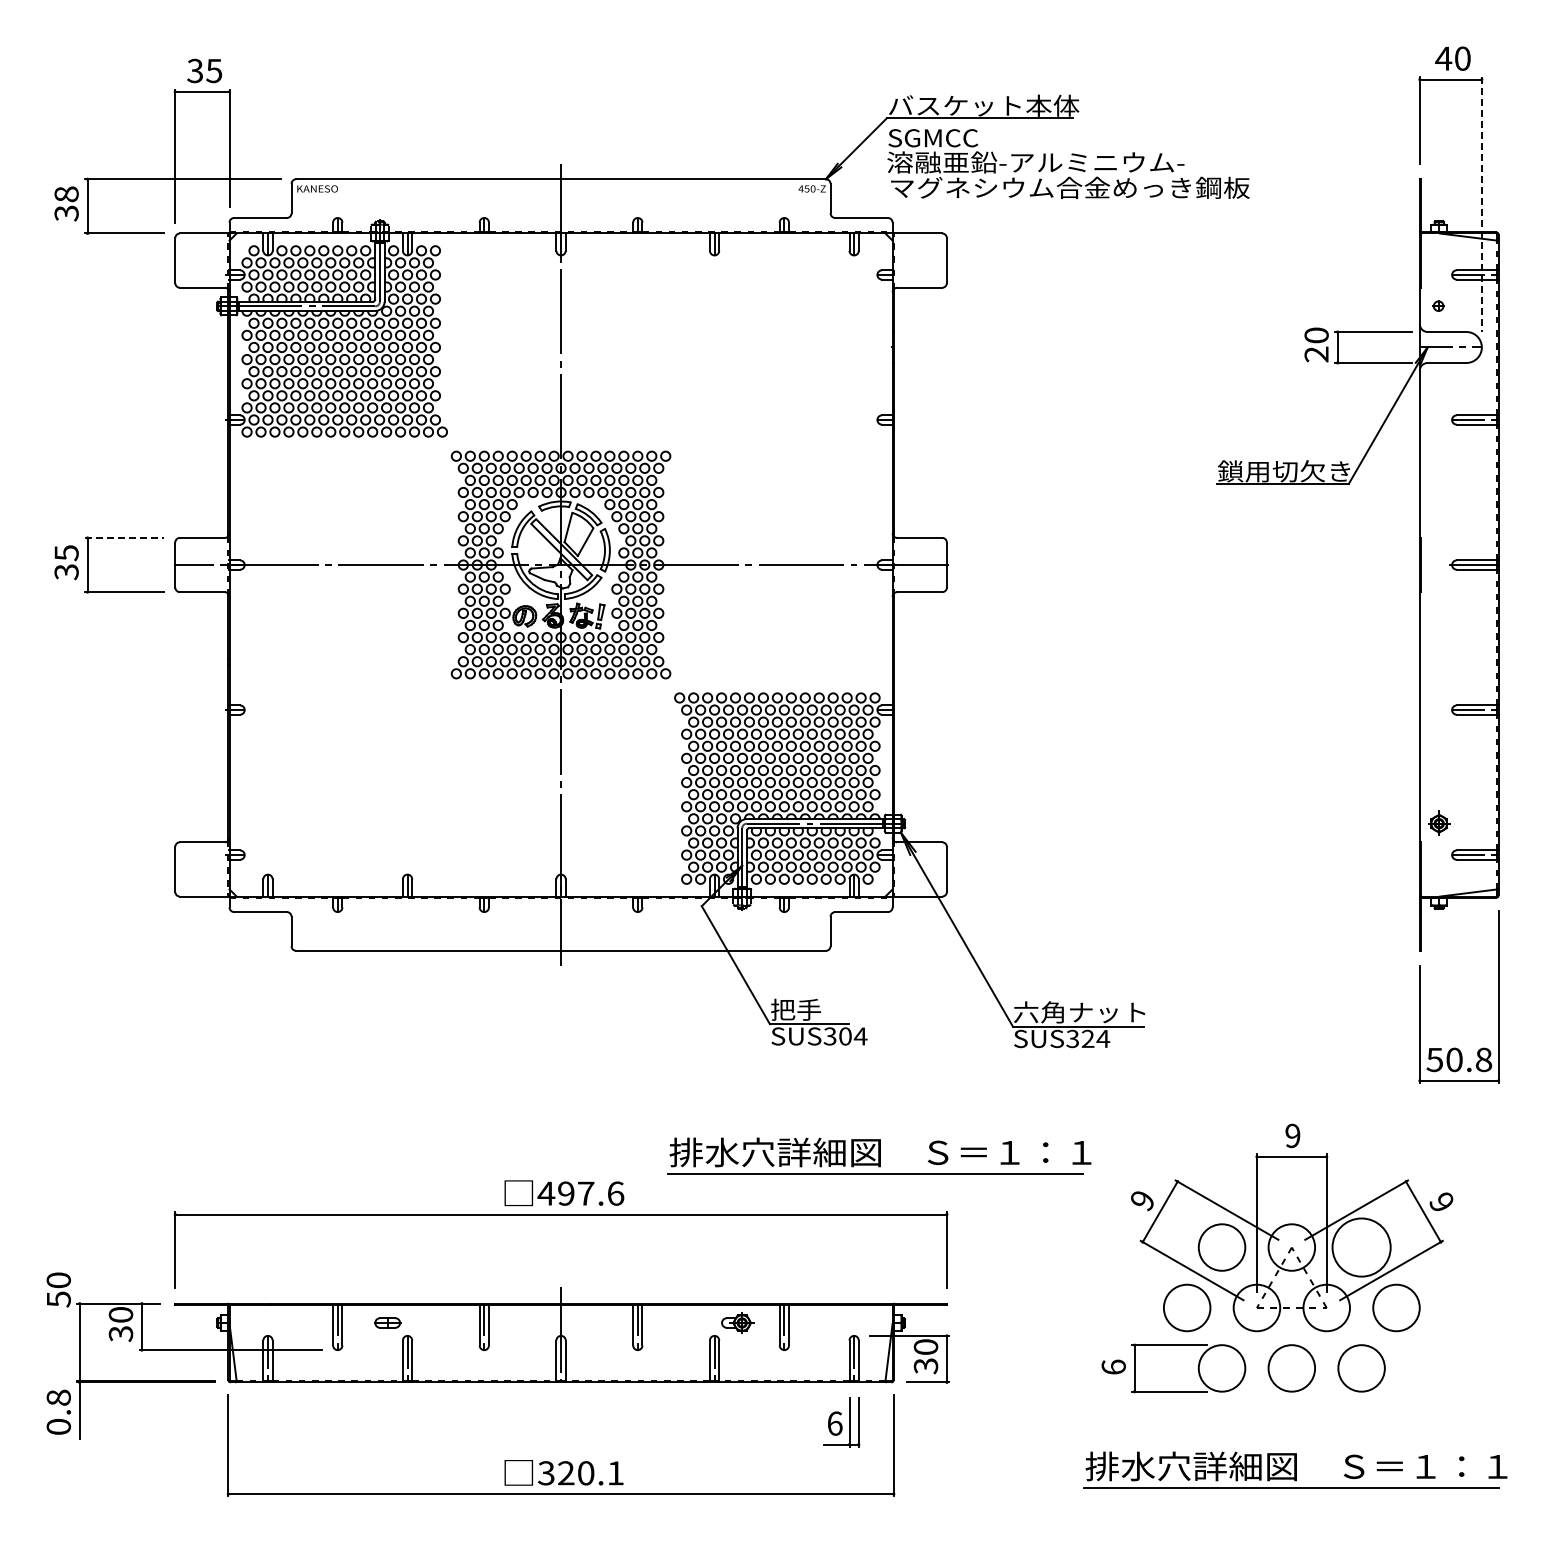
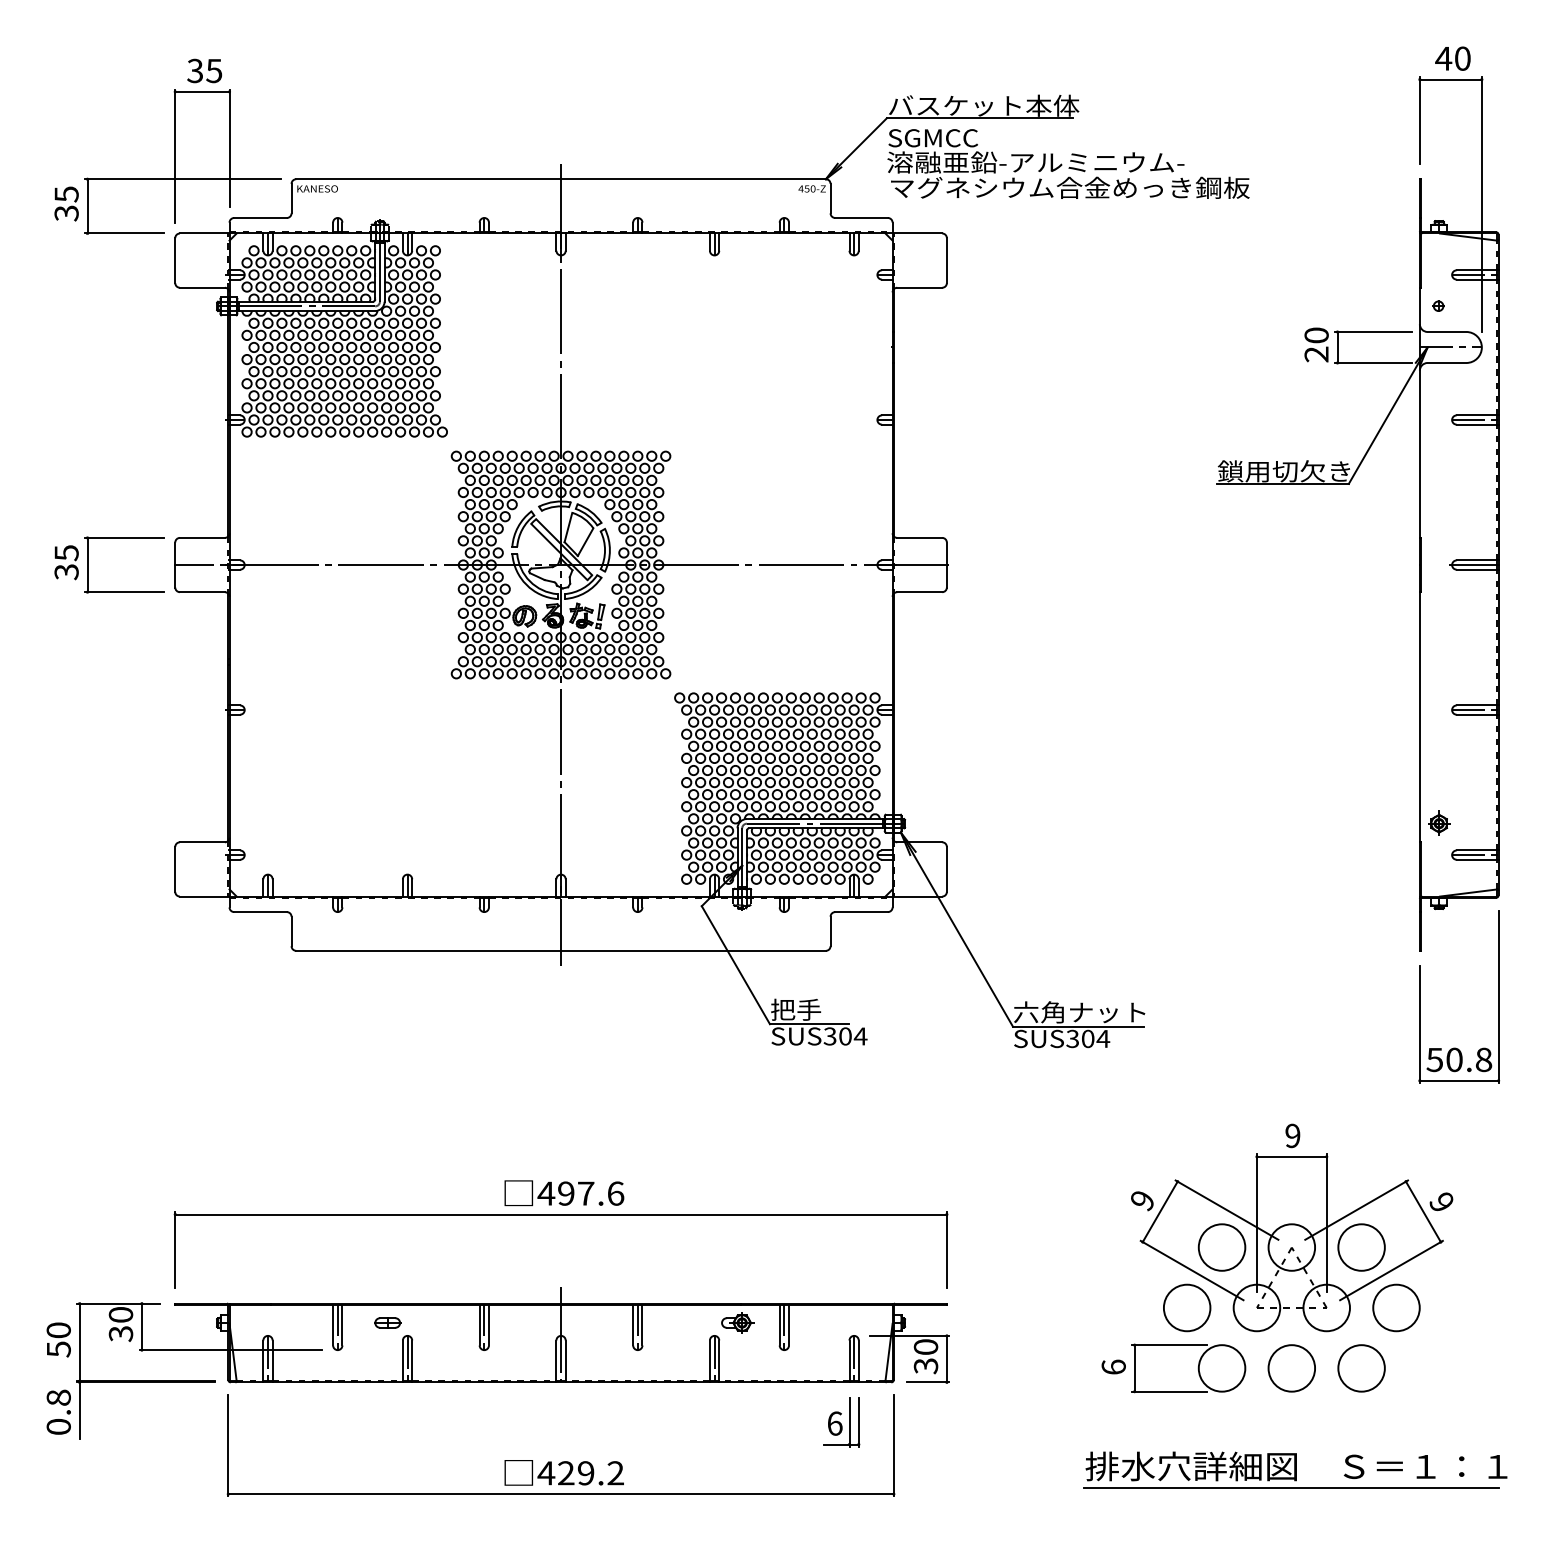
text: 38 -> 35 (66, 194)
line: dashed -> solid (1481, 205)
line: dashed -> solid (124, 537)
text: SUS324 -> SUS304 (1087, 1039)
part: present -> none (879, 1155)
circle diameter: 58 px -> 47 px (1361, 1247)
text position: (58, 1289) -> (58, 1339) (58, 1339)
text: 320.1 -> 429.2 (580, 1473)
